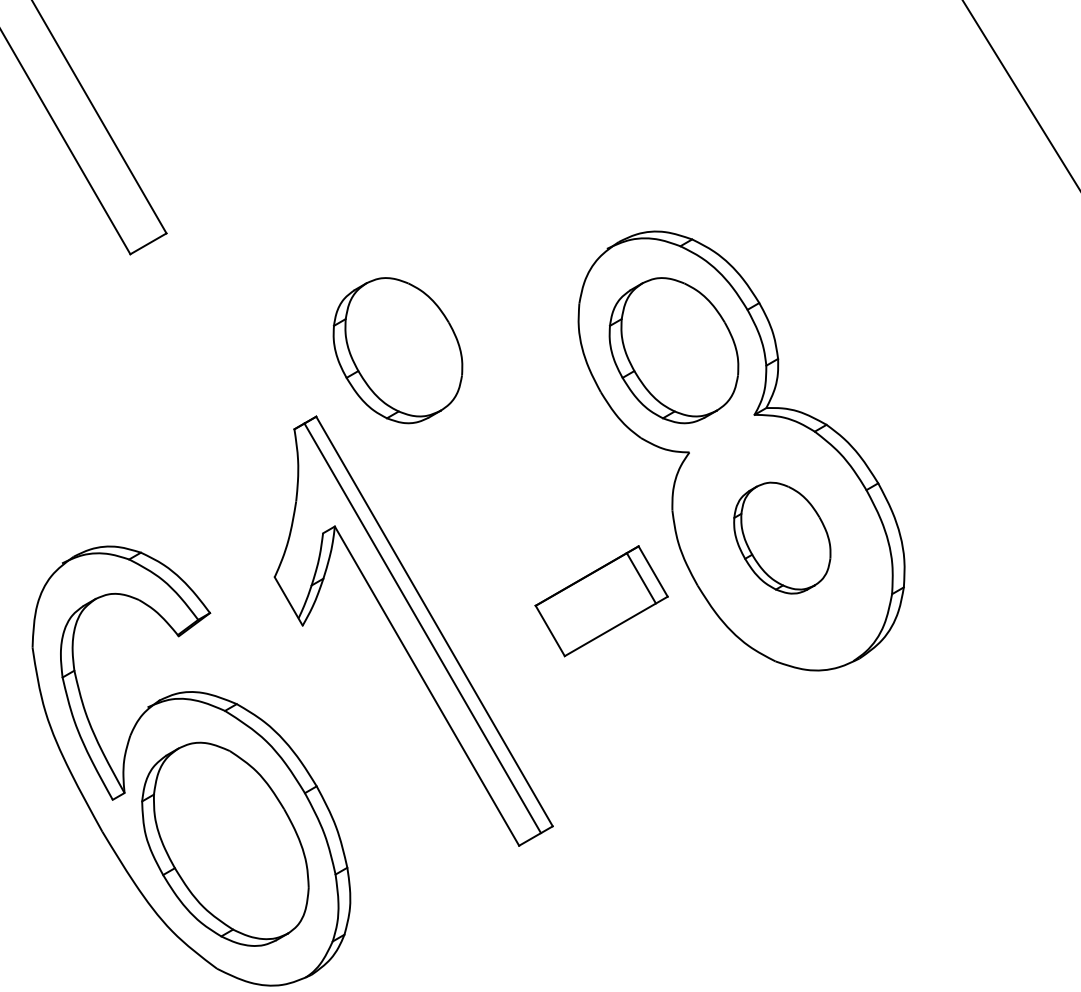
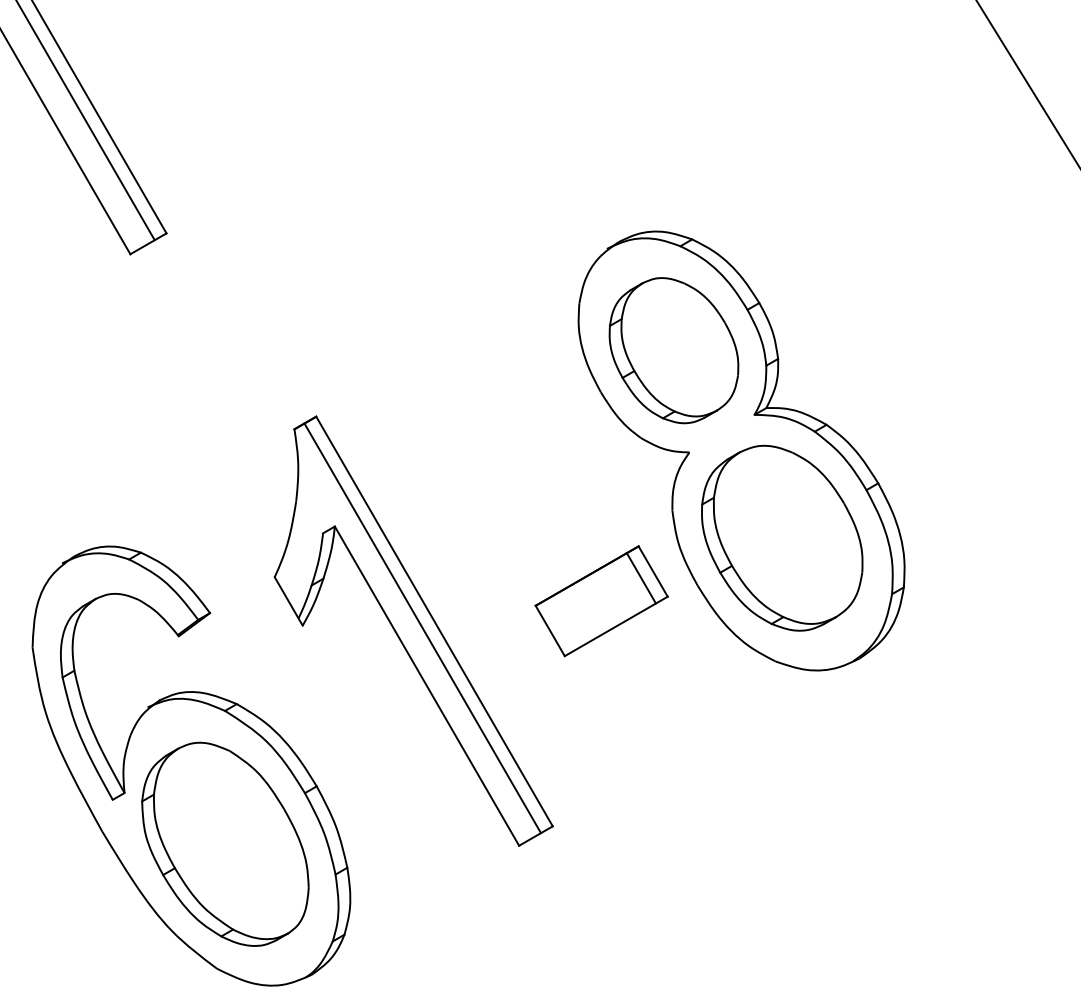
line position: (1020, 94) -> (1027, 83) (1027, 83)
line: none -> present (85, 121)
part: present -> none (397, 350)
part size: 99x114 px -> 163x188 px (782, 537)
